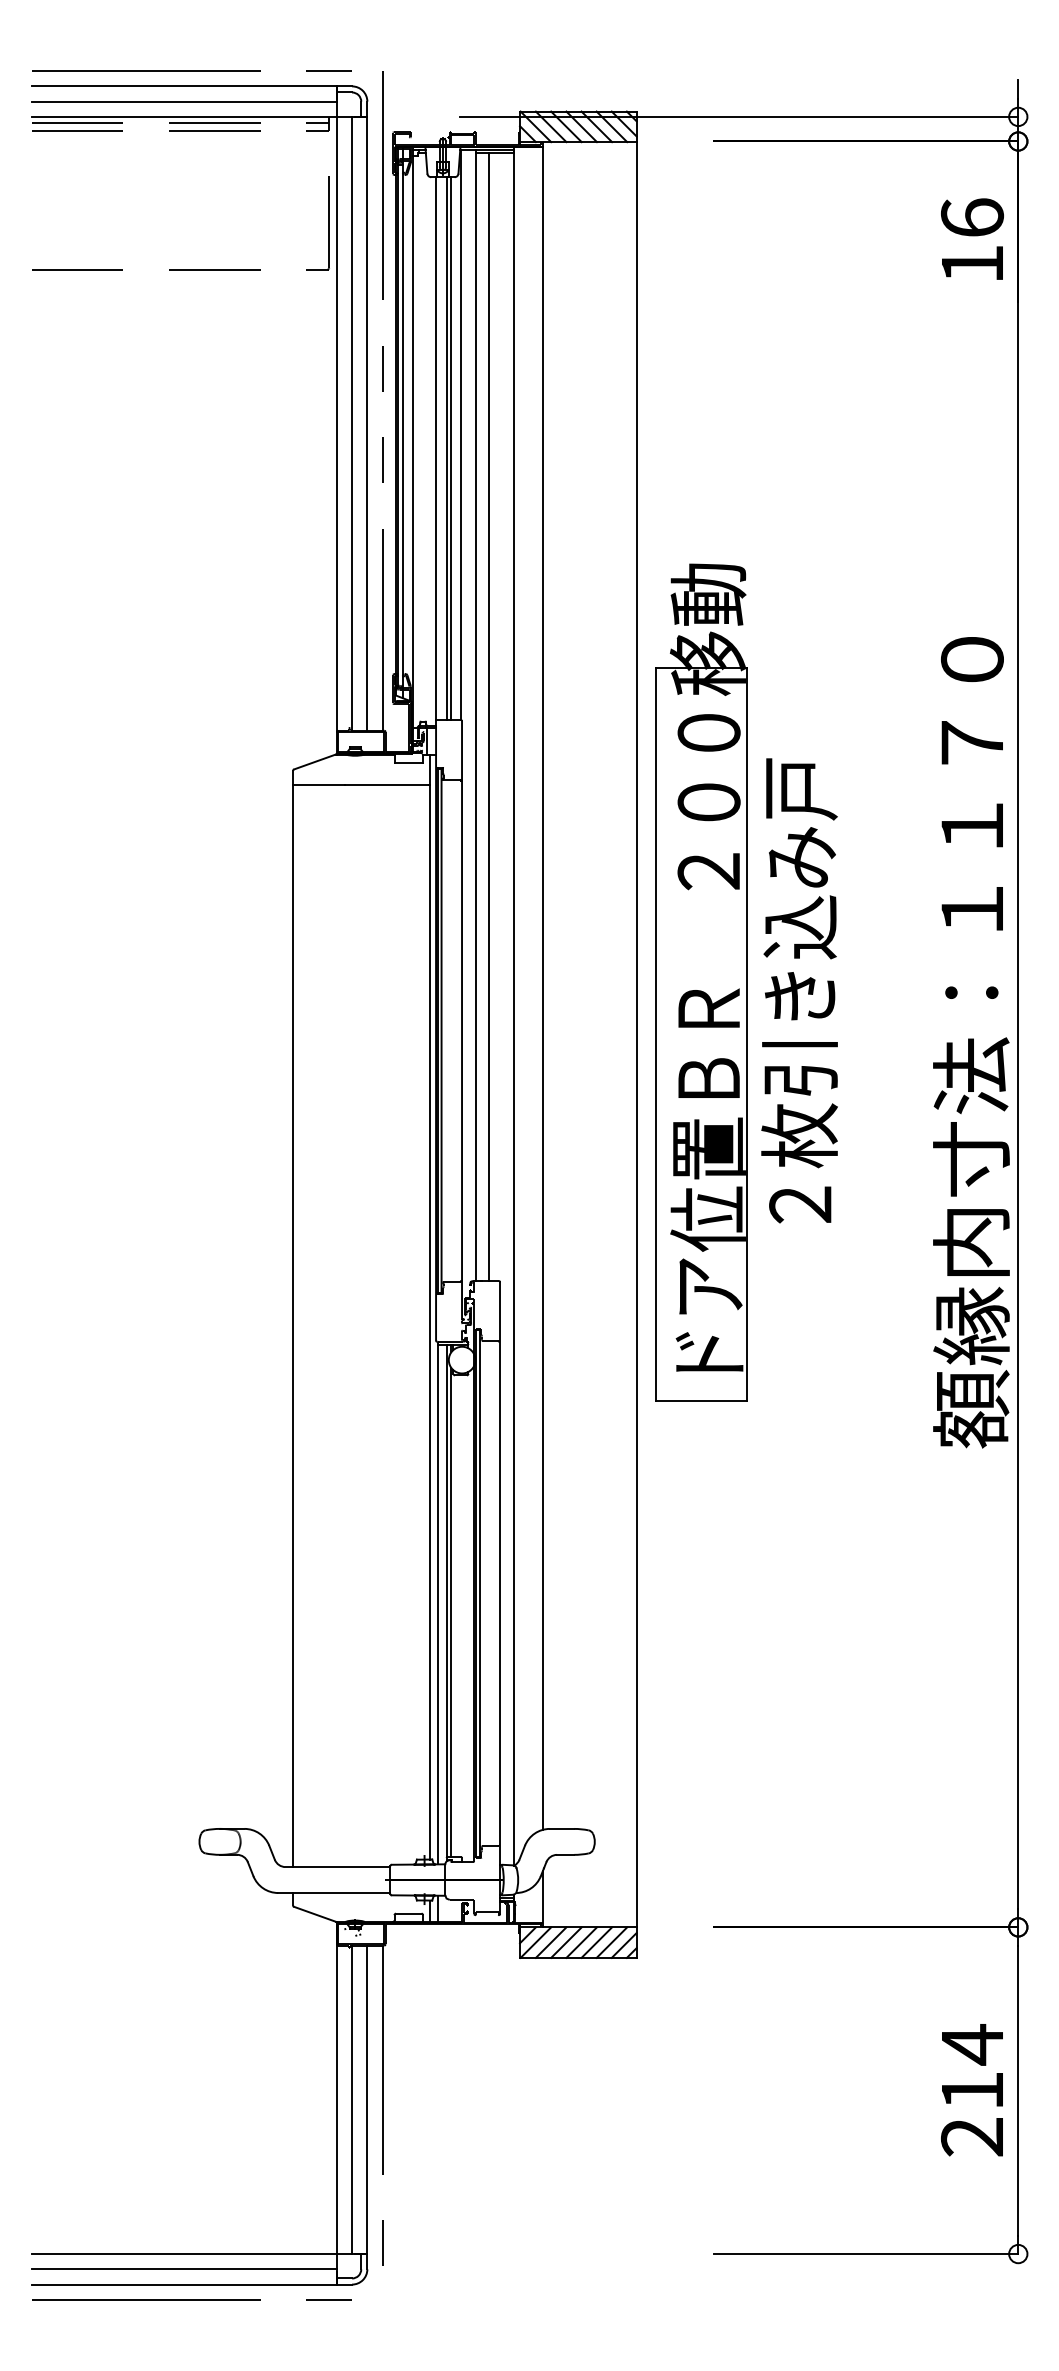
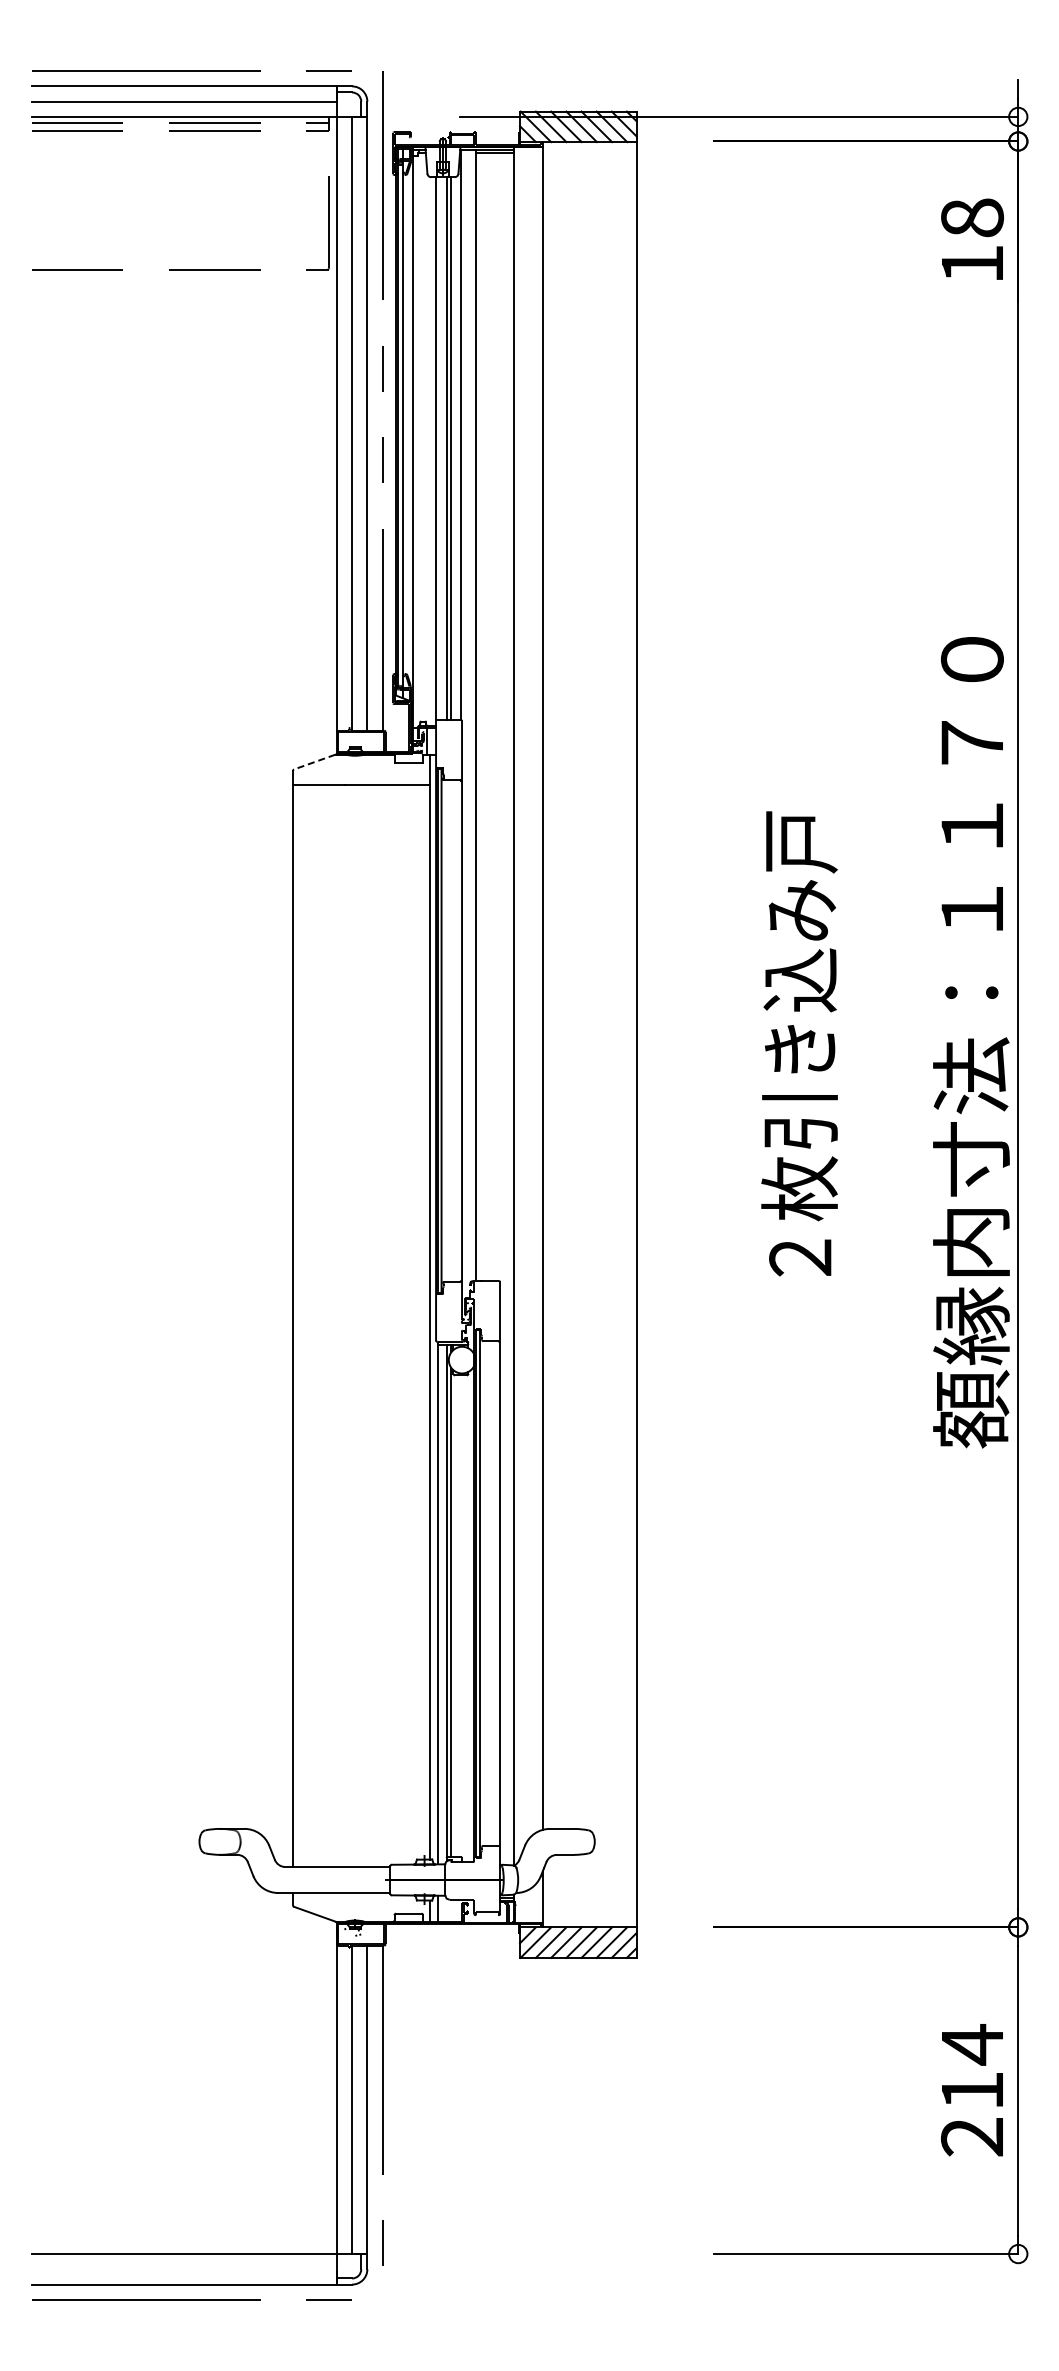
text: 16 -> 18 (972, 217)
line: present -> none (489, 716)
line: solid -> dashed (314, 762)
part: present -> none (701, 982)
text position: (799, 990) -> (799, 1043) (799, 1043)
line: present -> none (183, 2269)
